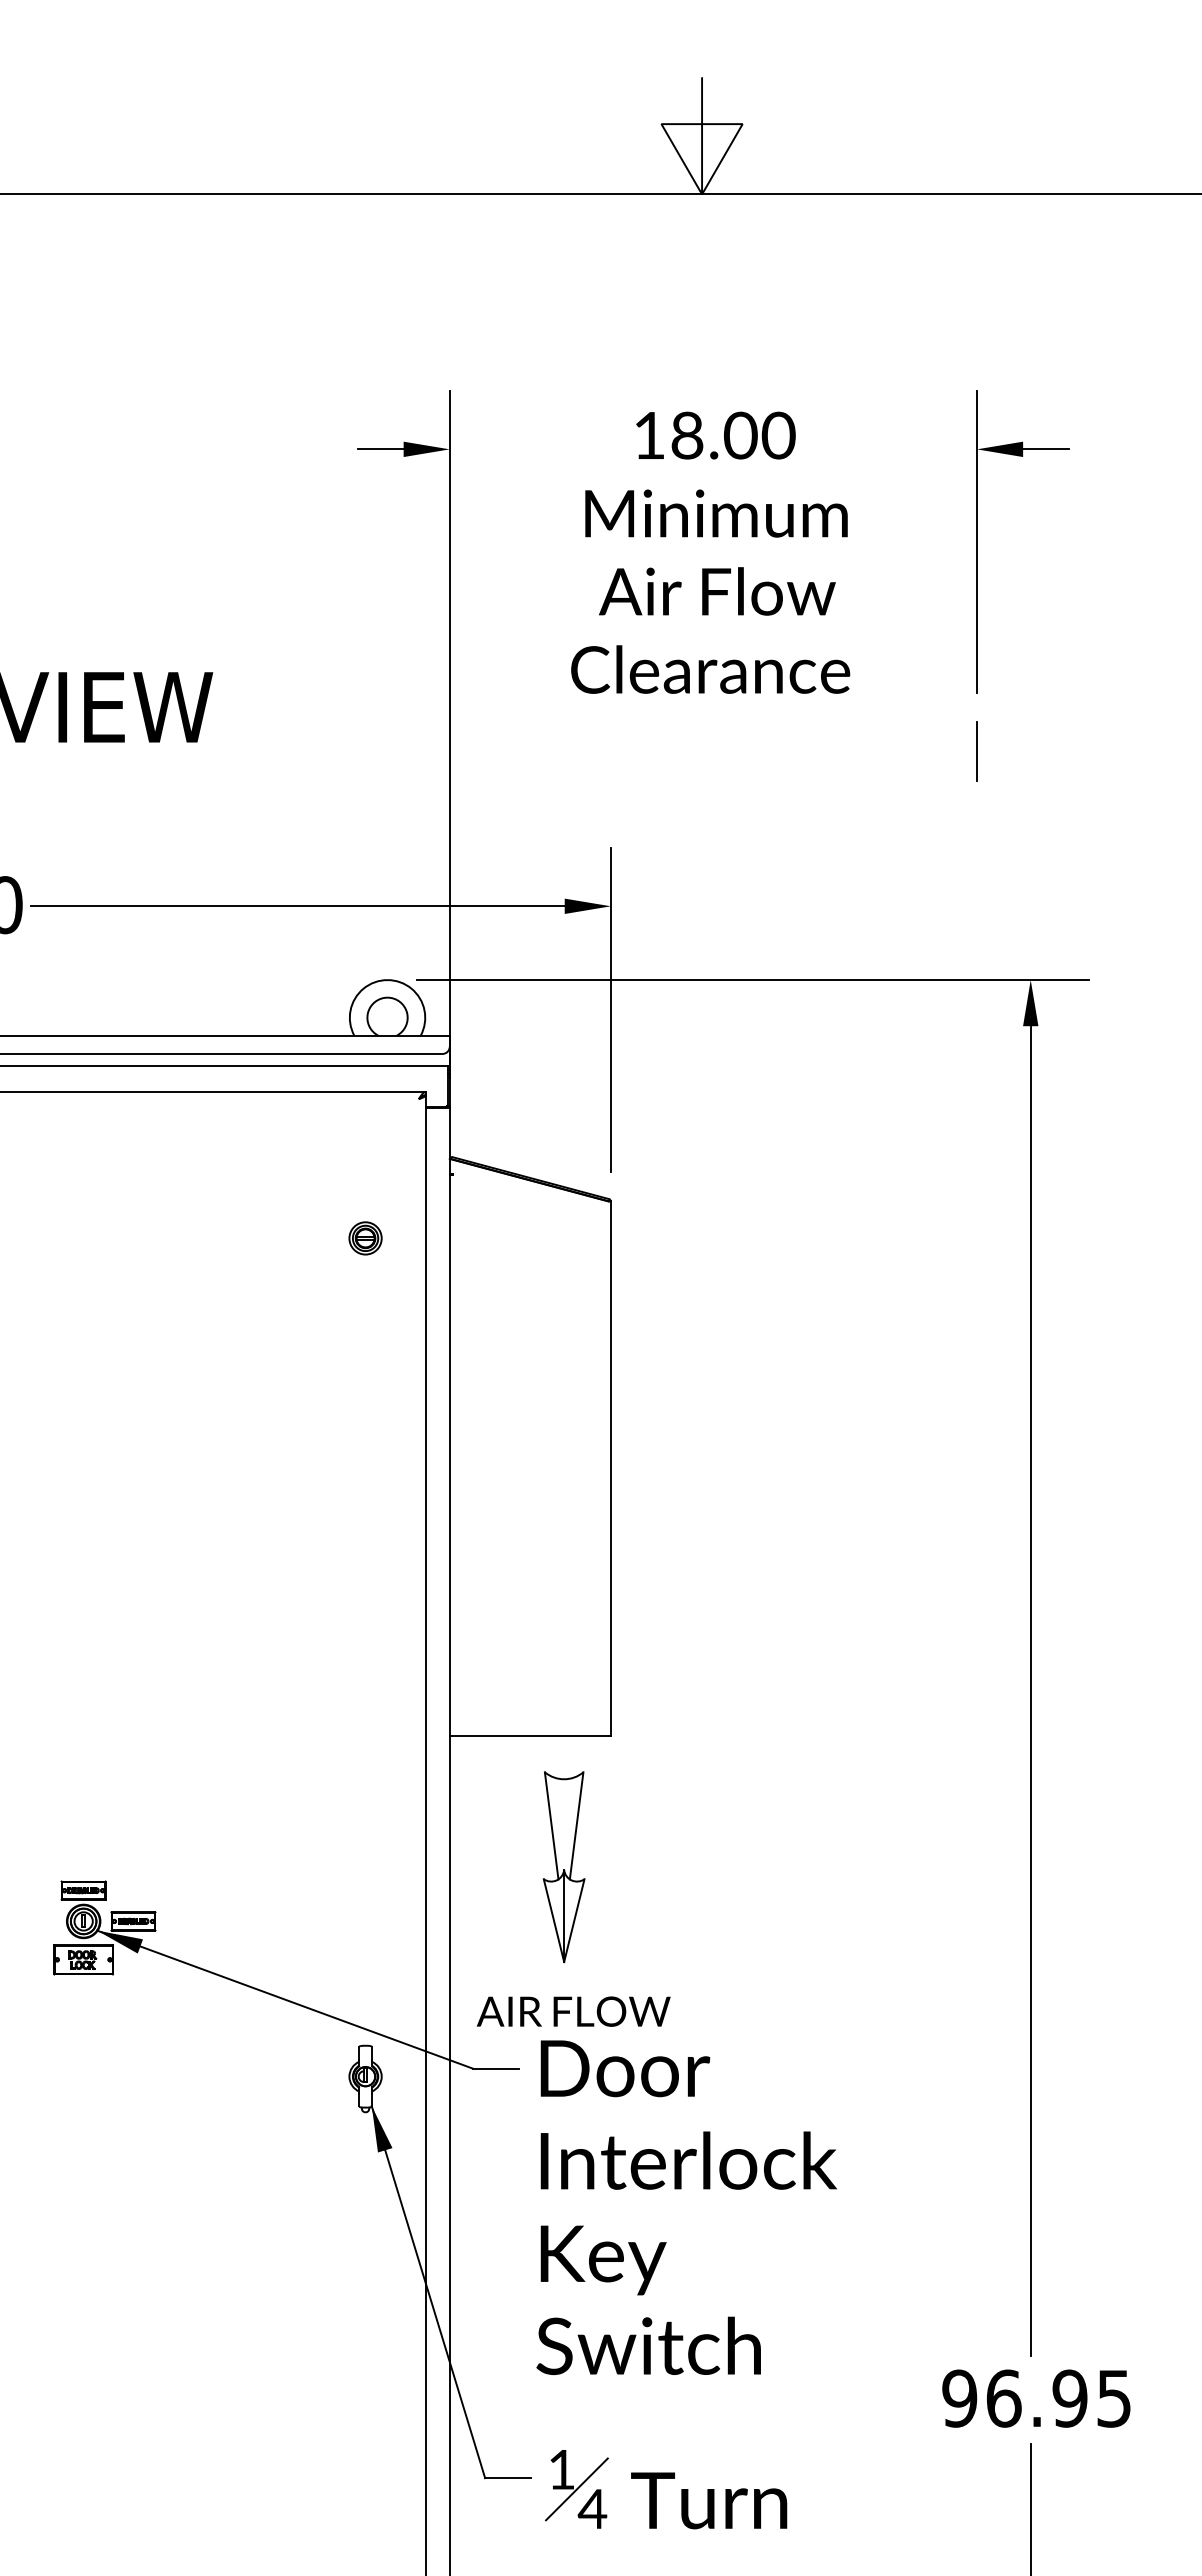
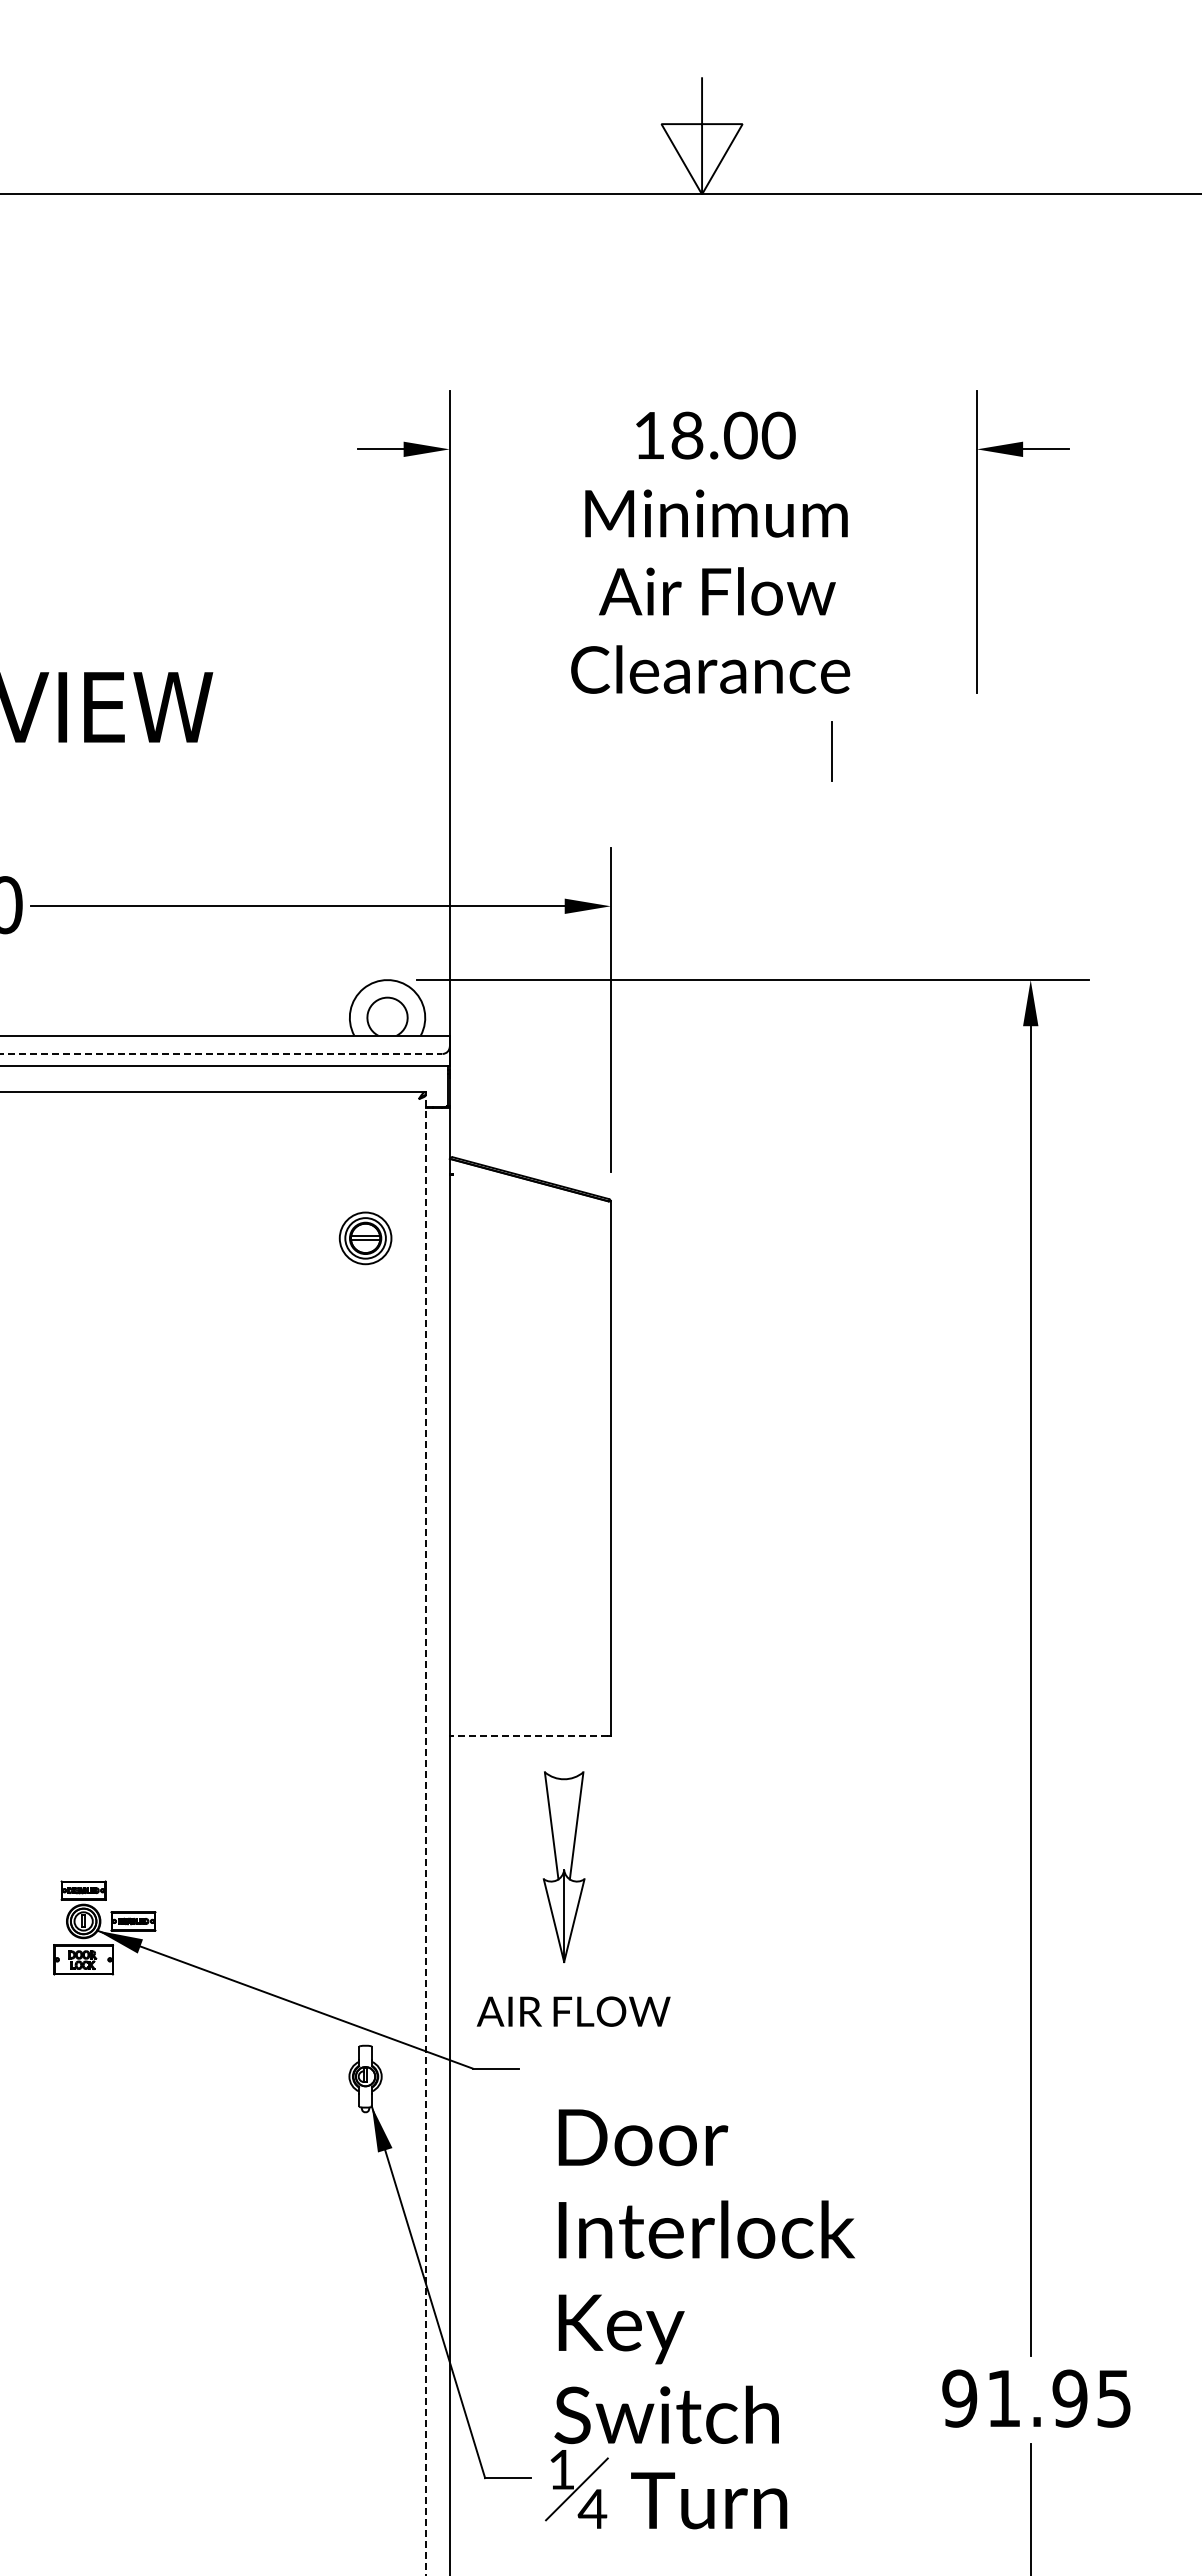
line position: (976, 751) -> (831, 751) (831, 751)
line: solid -> dashed (221, 1053)
part size: 35x35 px -> 55x55 px (365, 1238)
line: solid -> dashed (529, 1735)
line: solid -> dashed (425, 1834)
text position: (686, 2207) -> (704, 2276) (704, 2276)
text: 96.95 -> 91.95 (1003, 2398)
